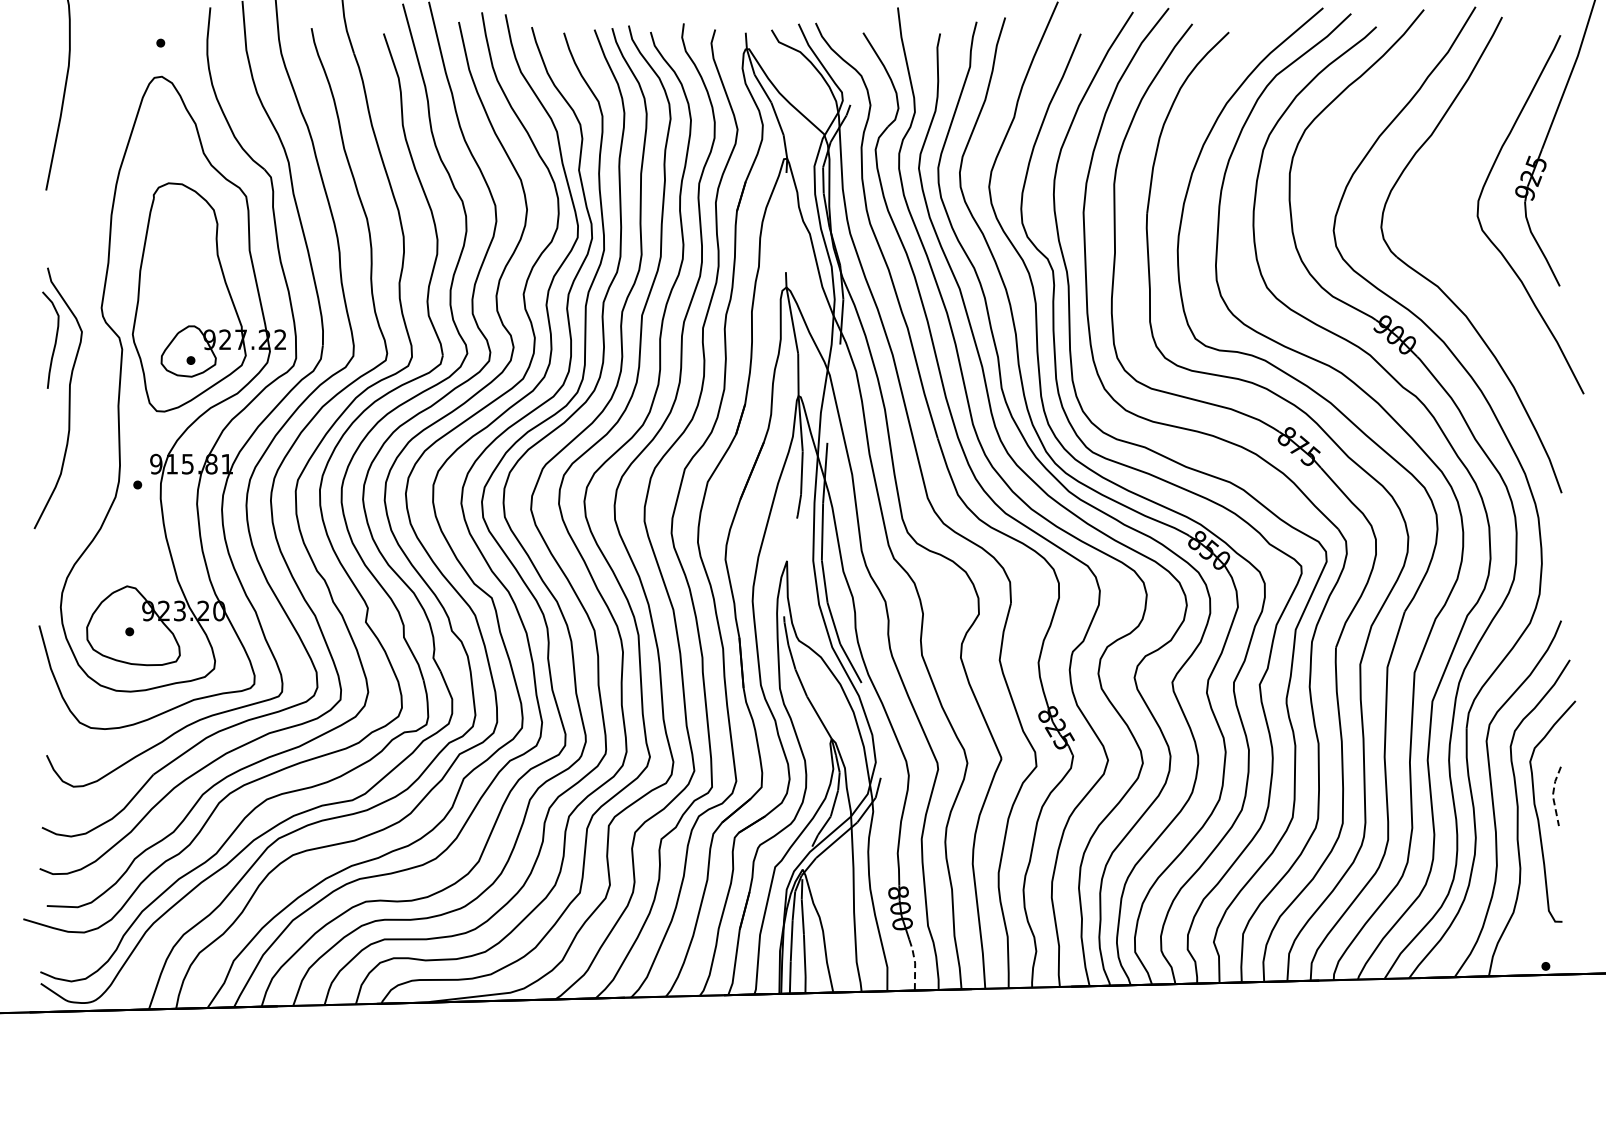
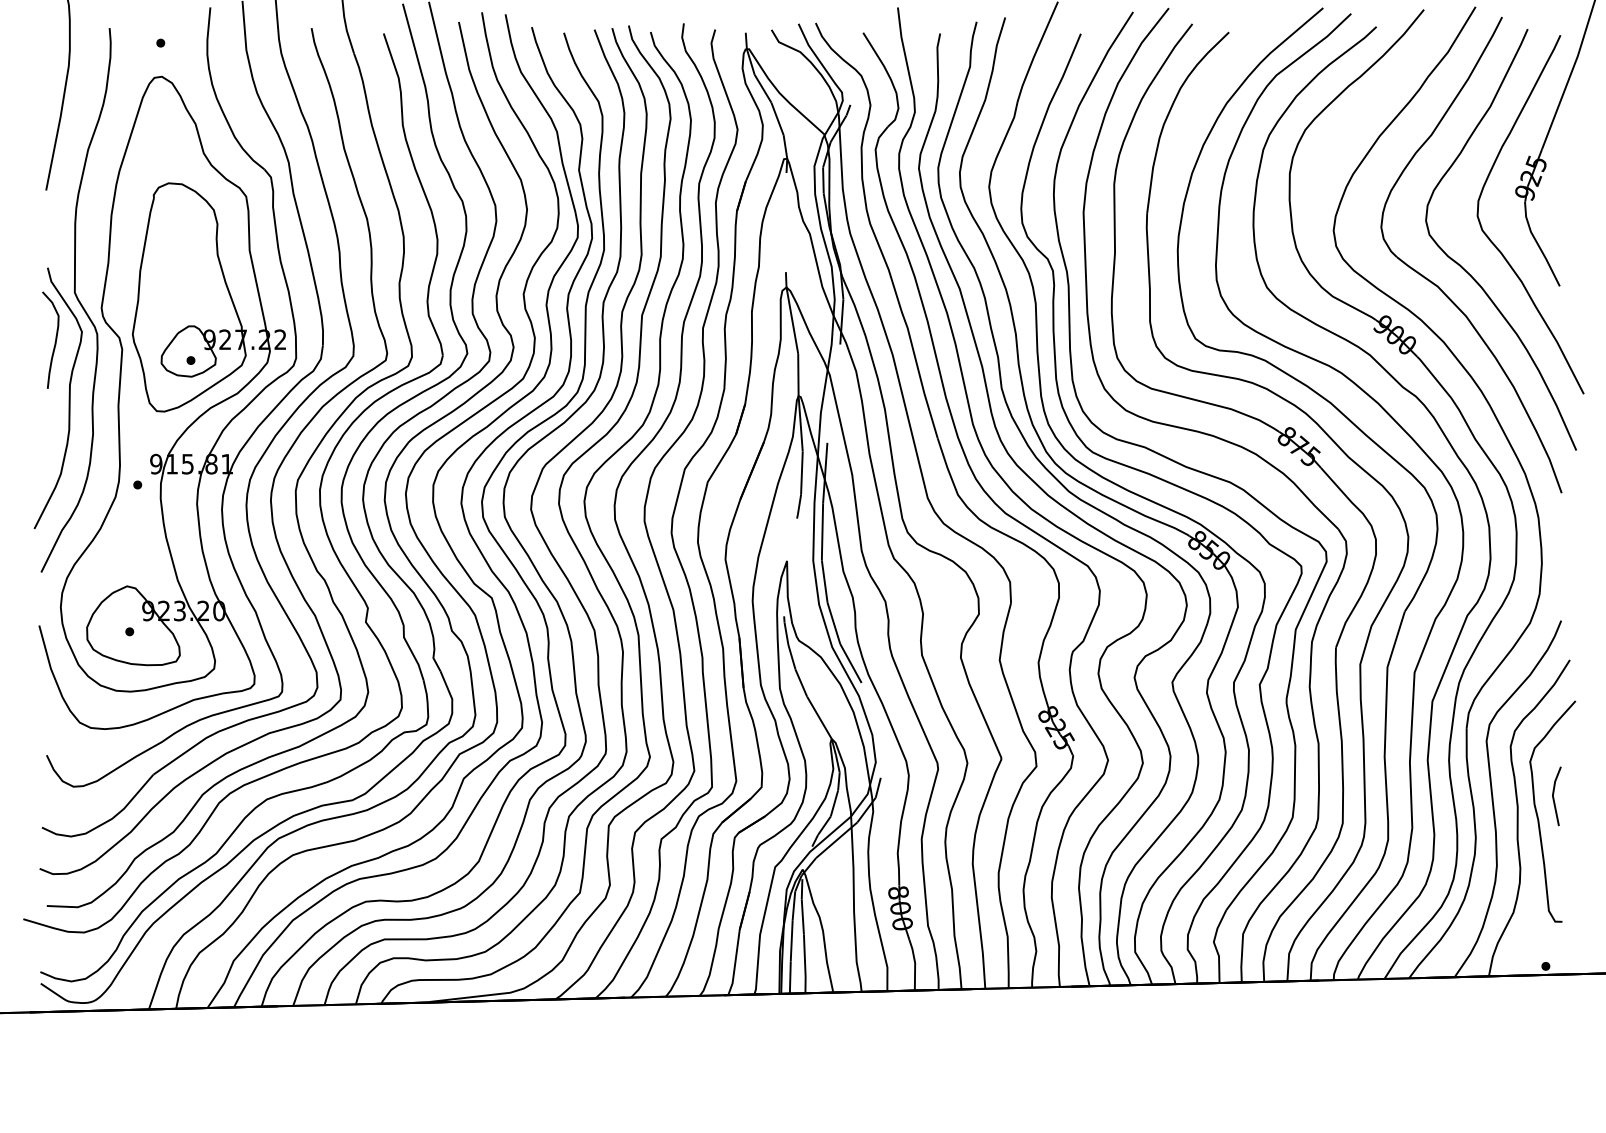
curve: none -> present (1467, 271)
curve: none -> present (77, 300)
line: dashed -> solid (1552, 795)
line: dashed -> solid (915, 964)
